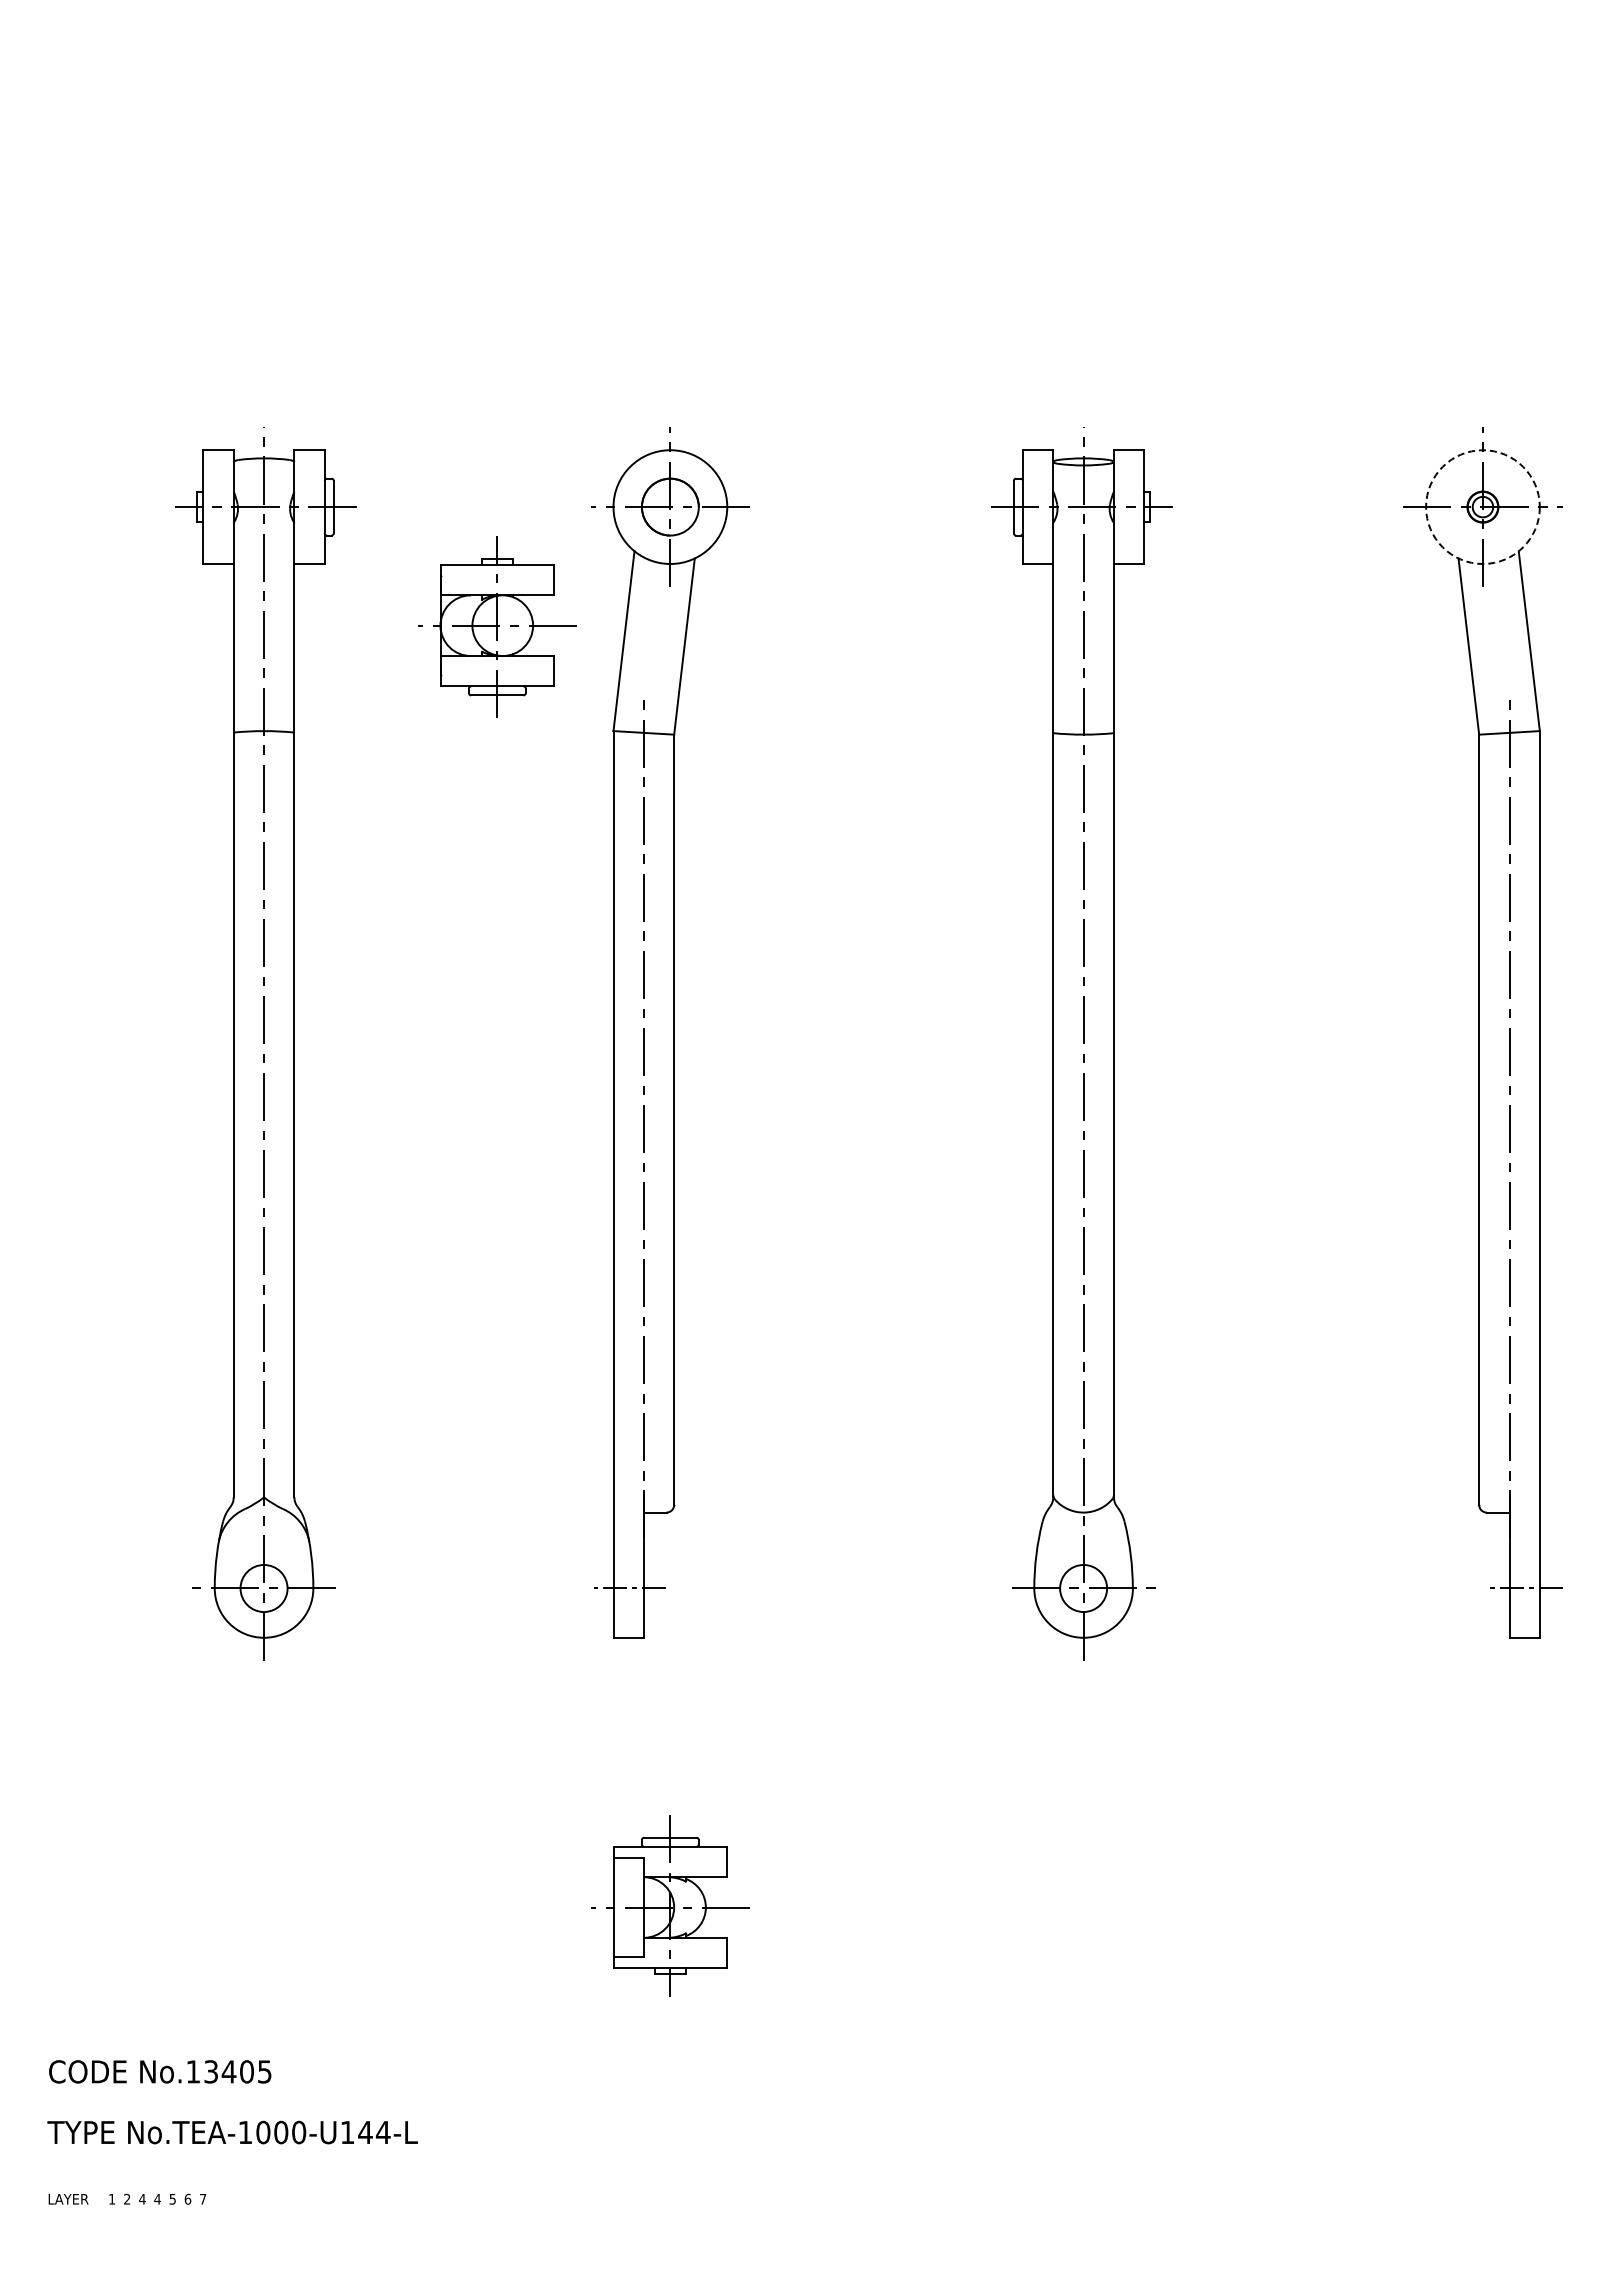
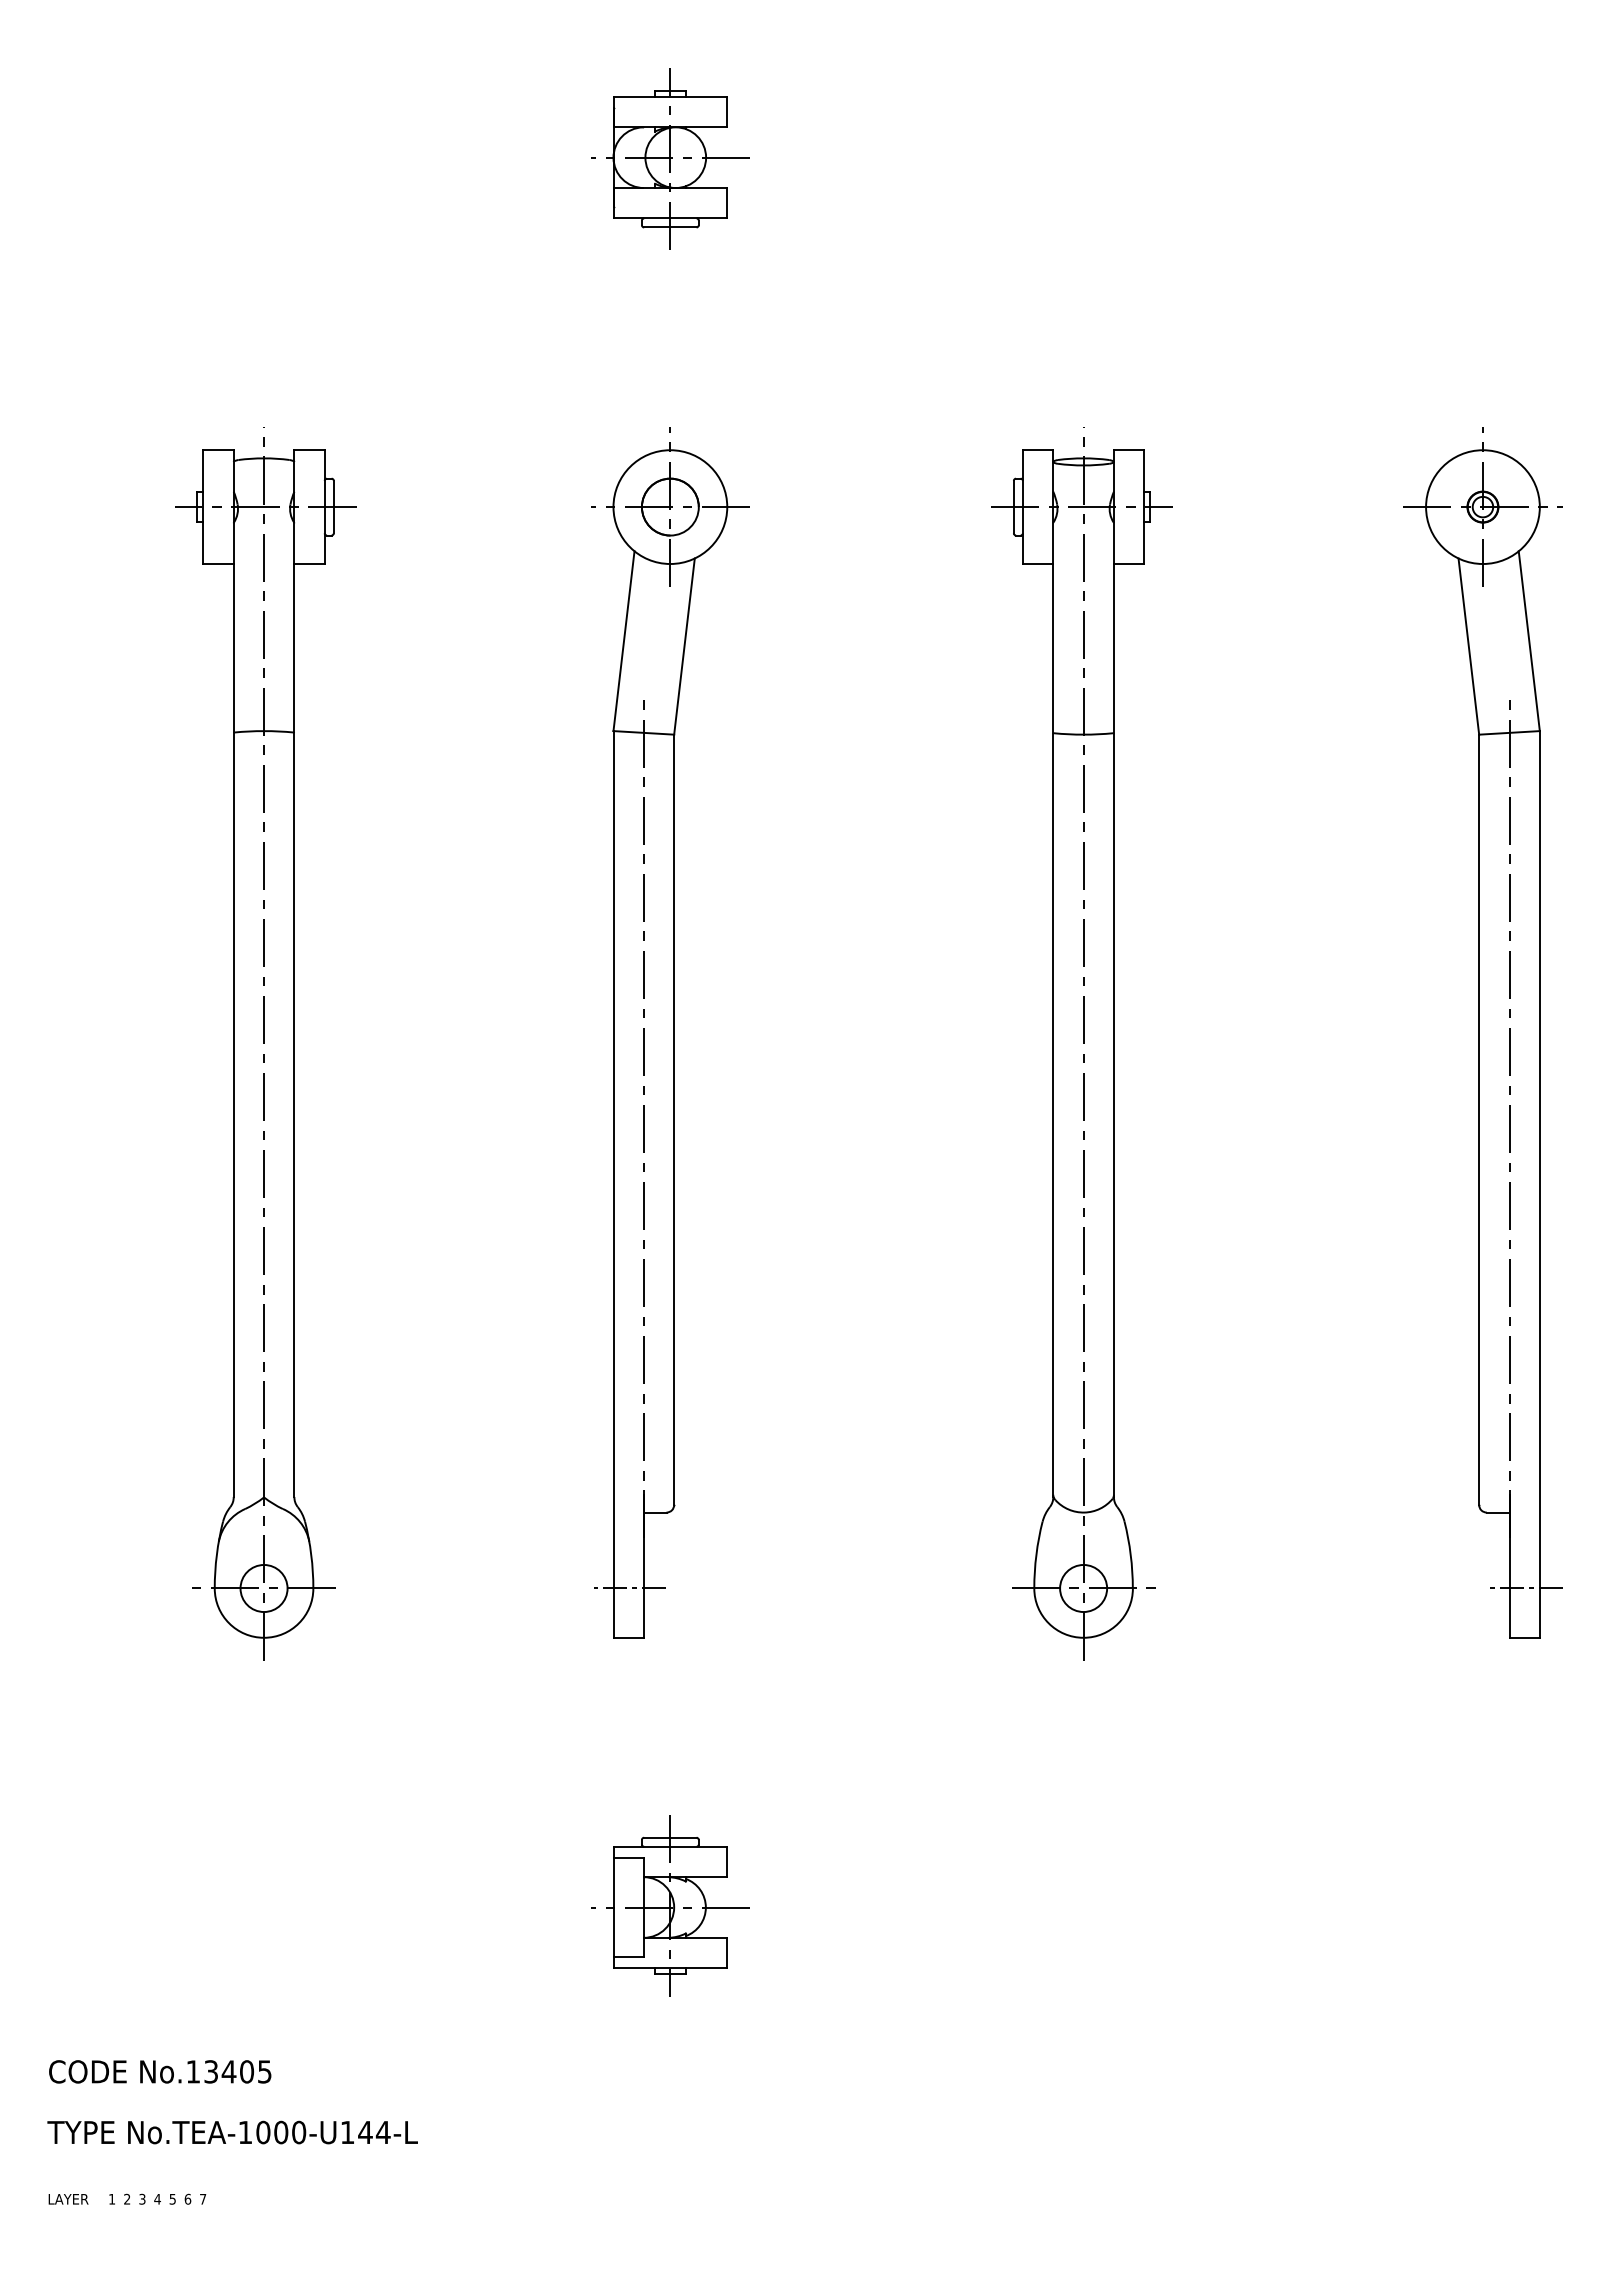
circle: dashed -> solid (1482, 507)
part position: (497, 626) -> (670, 158) (670, 158)
text: 4 -> 3 (142, 2198)
